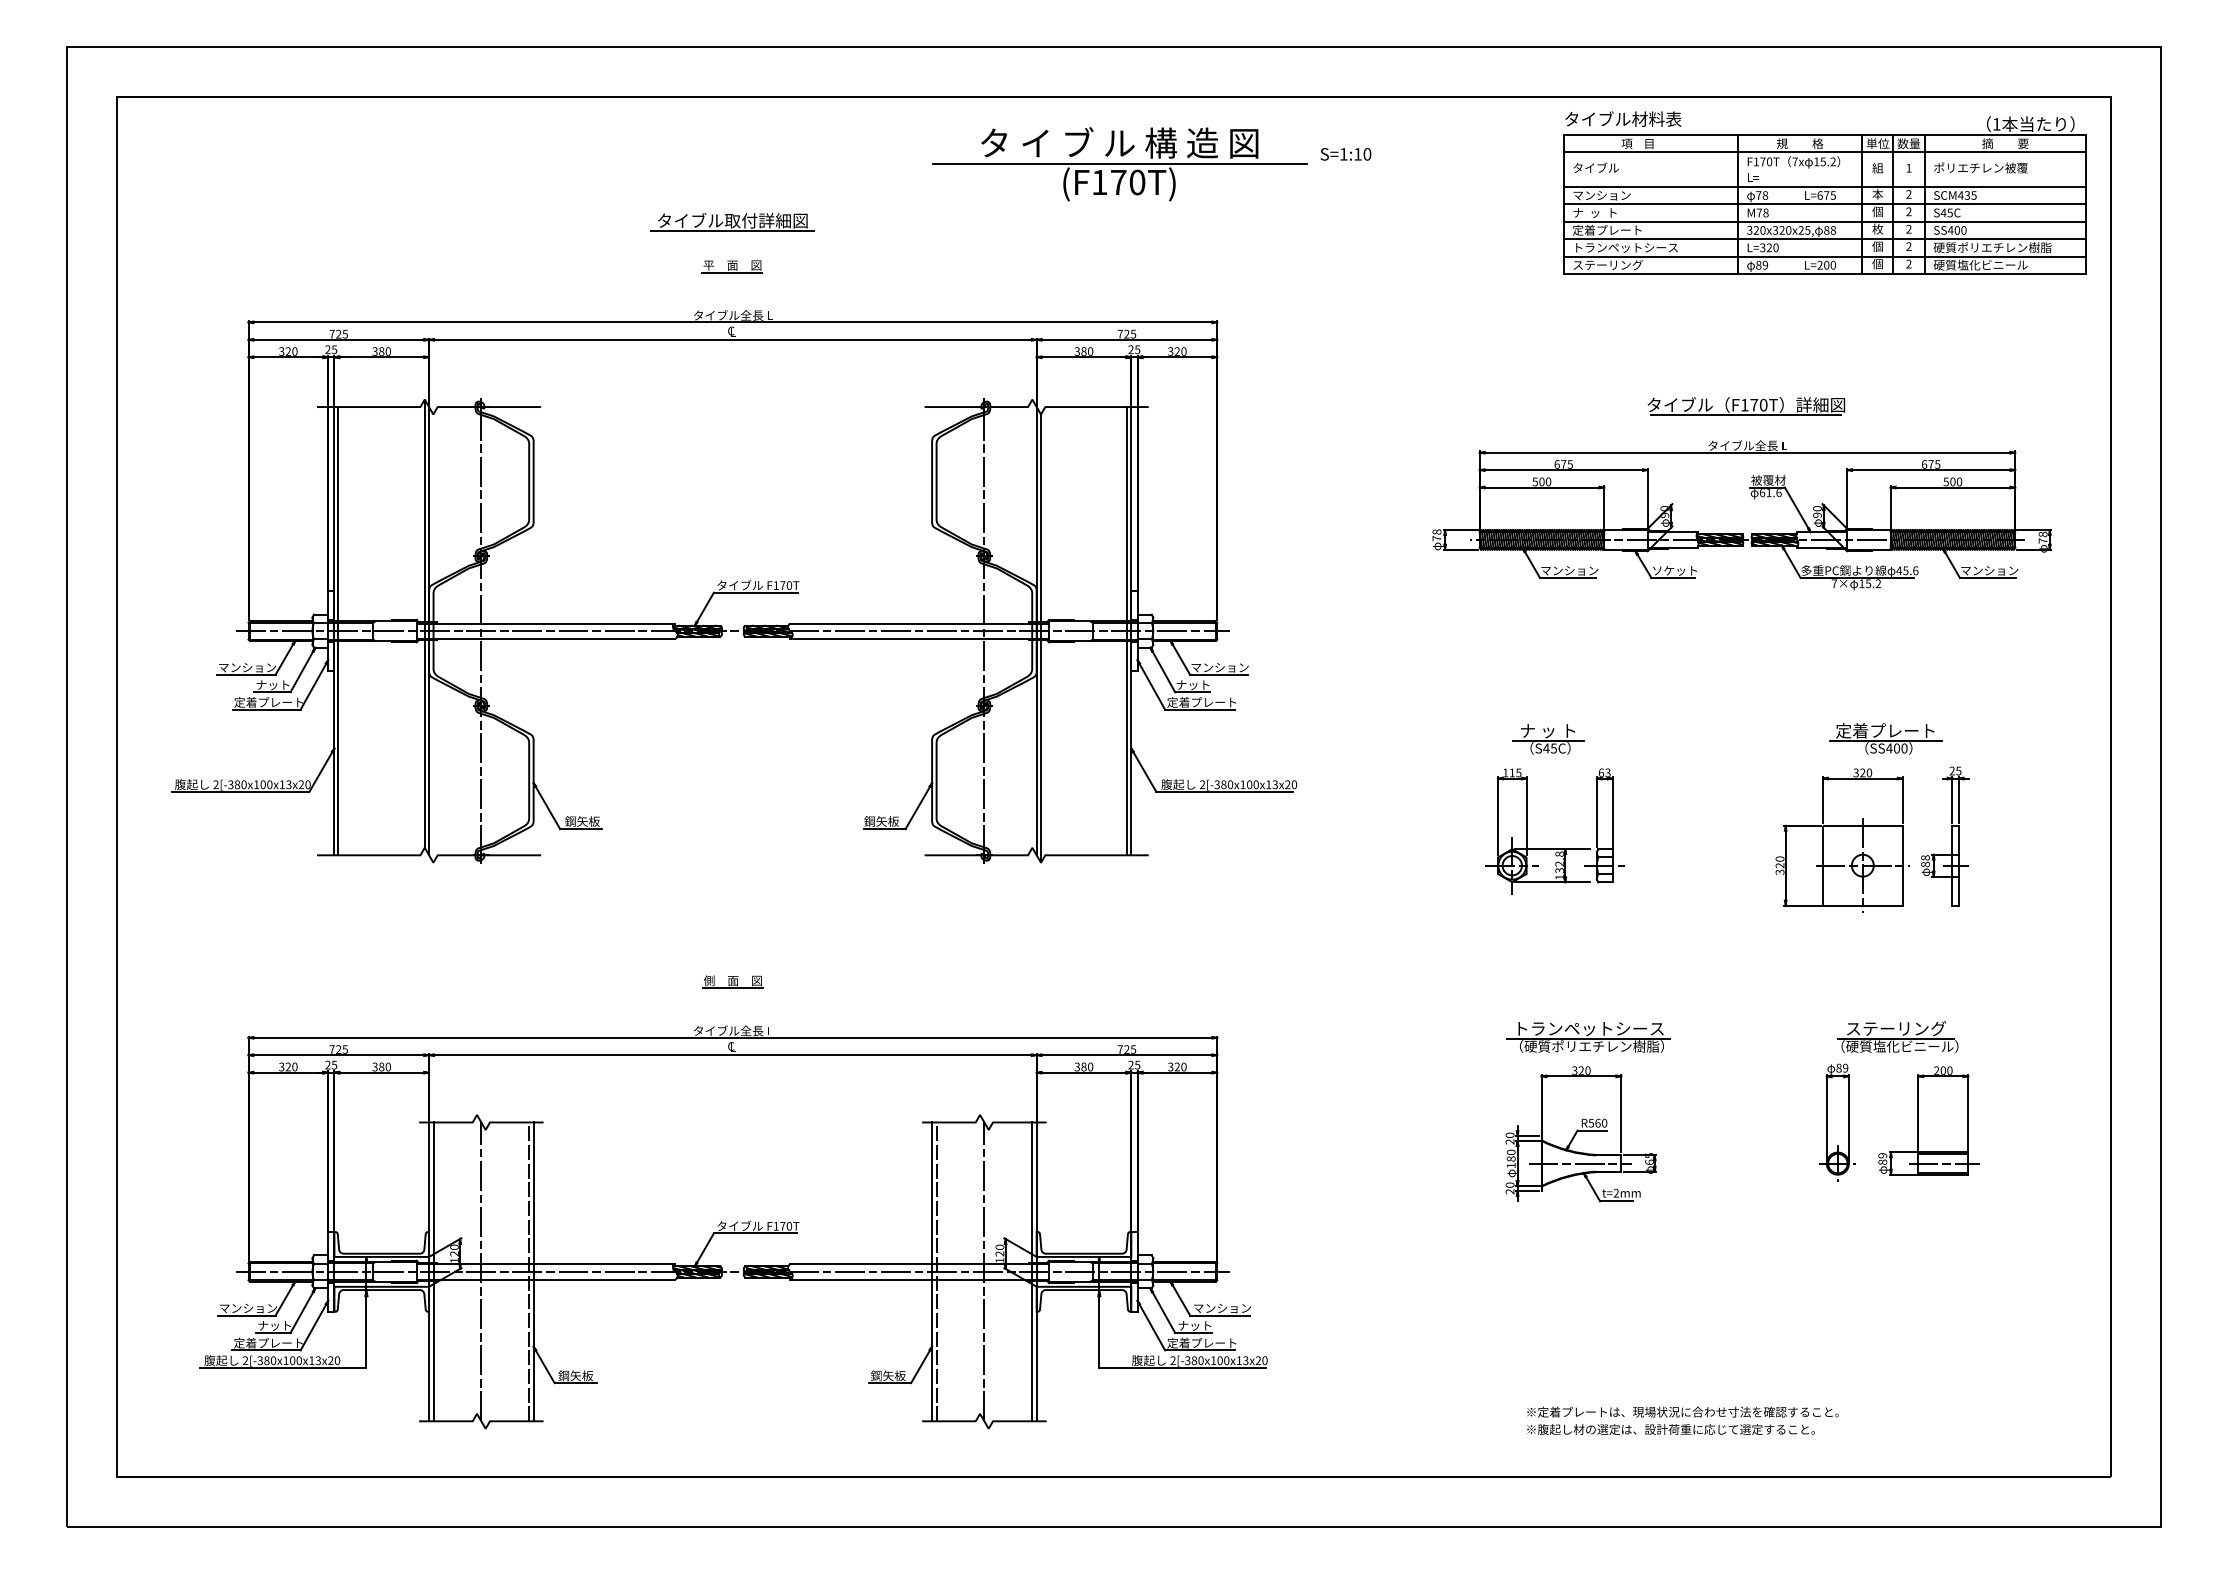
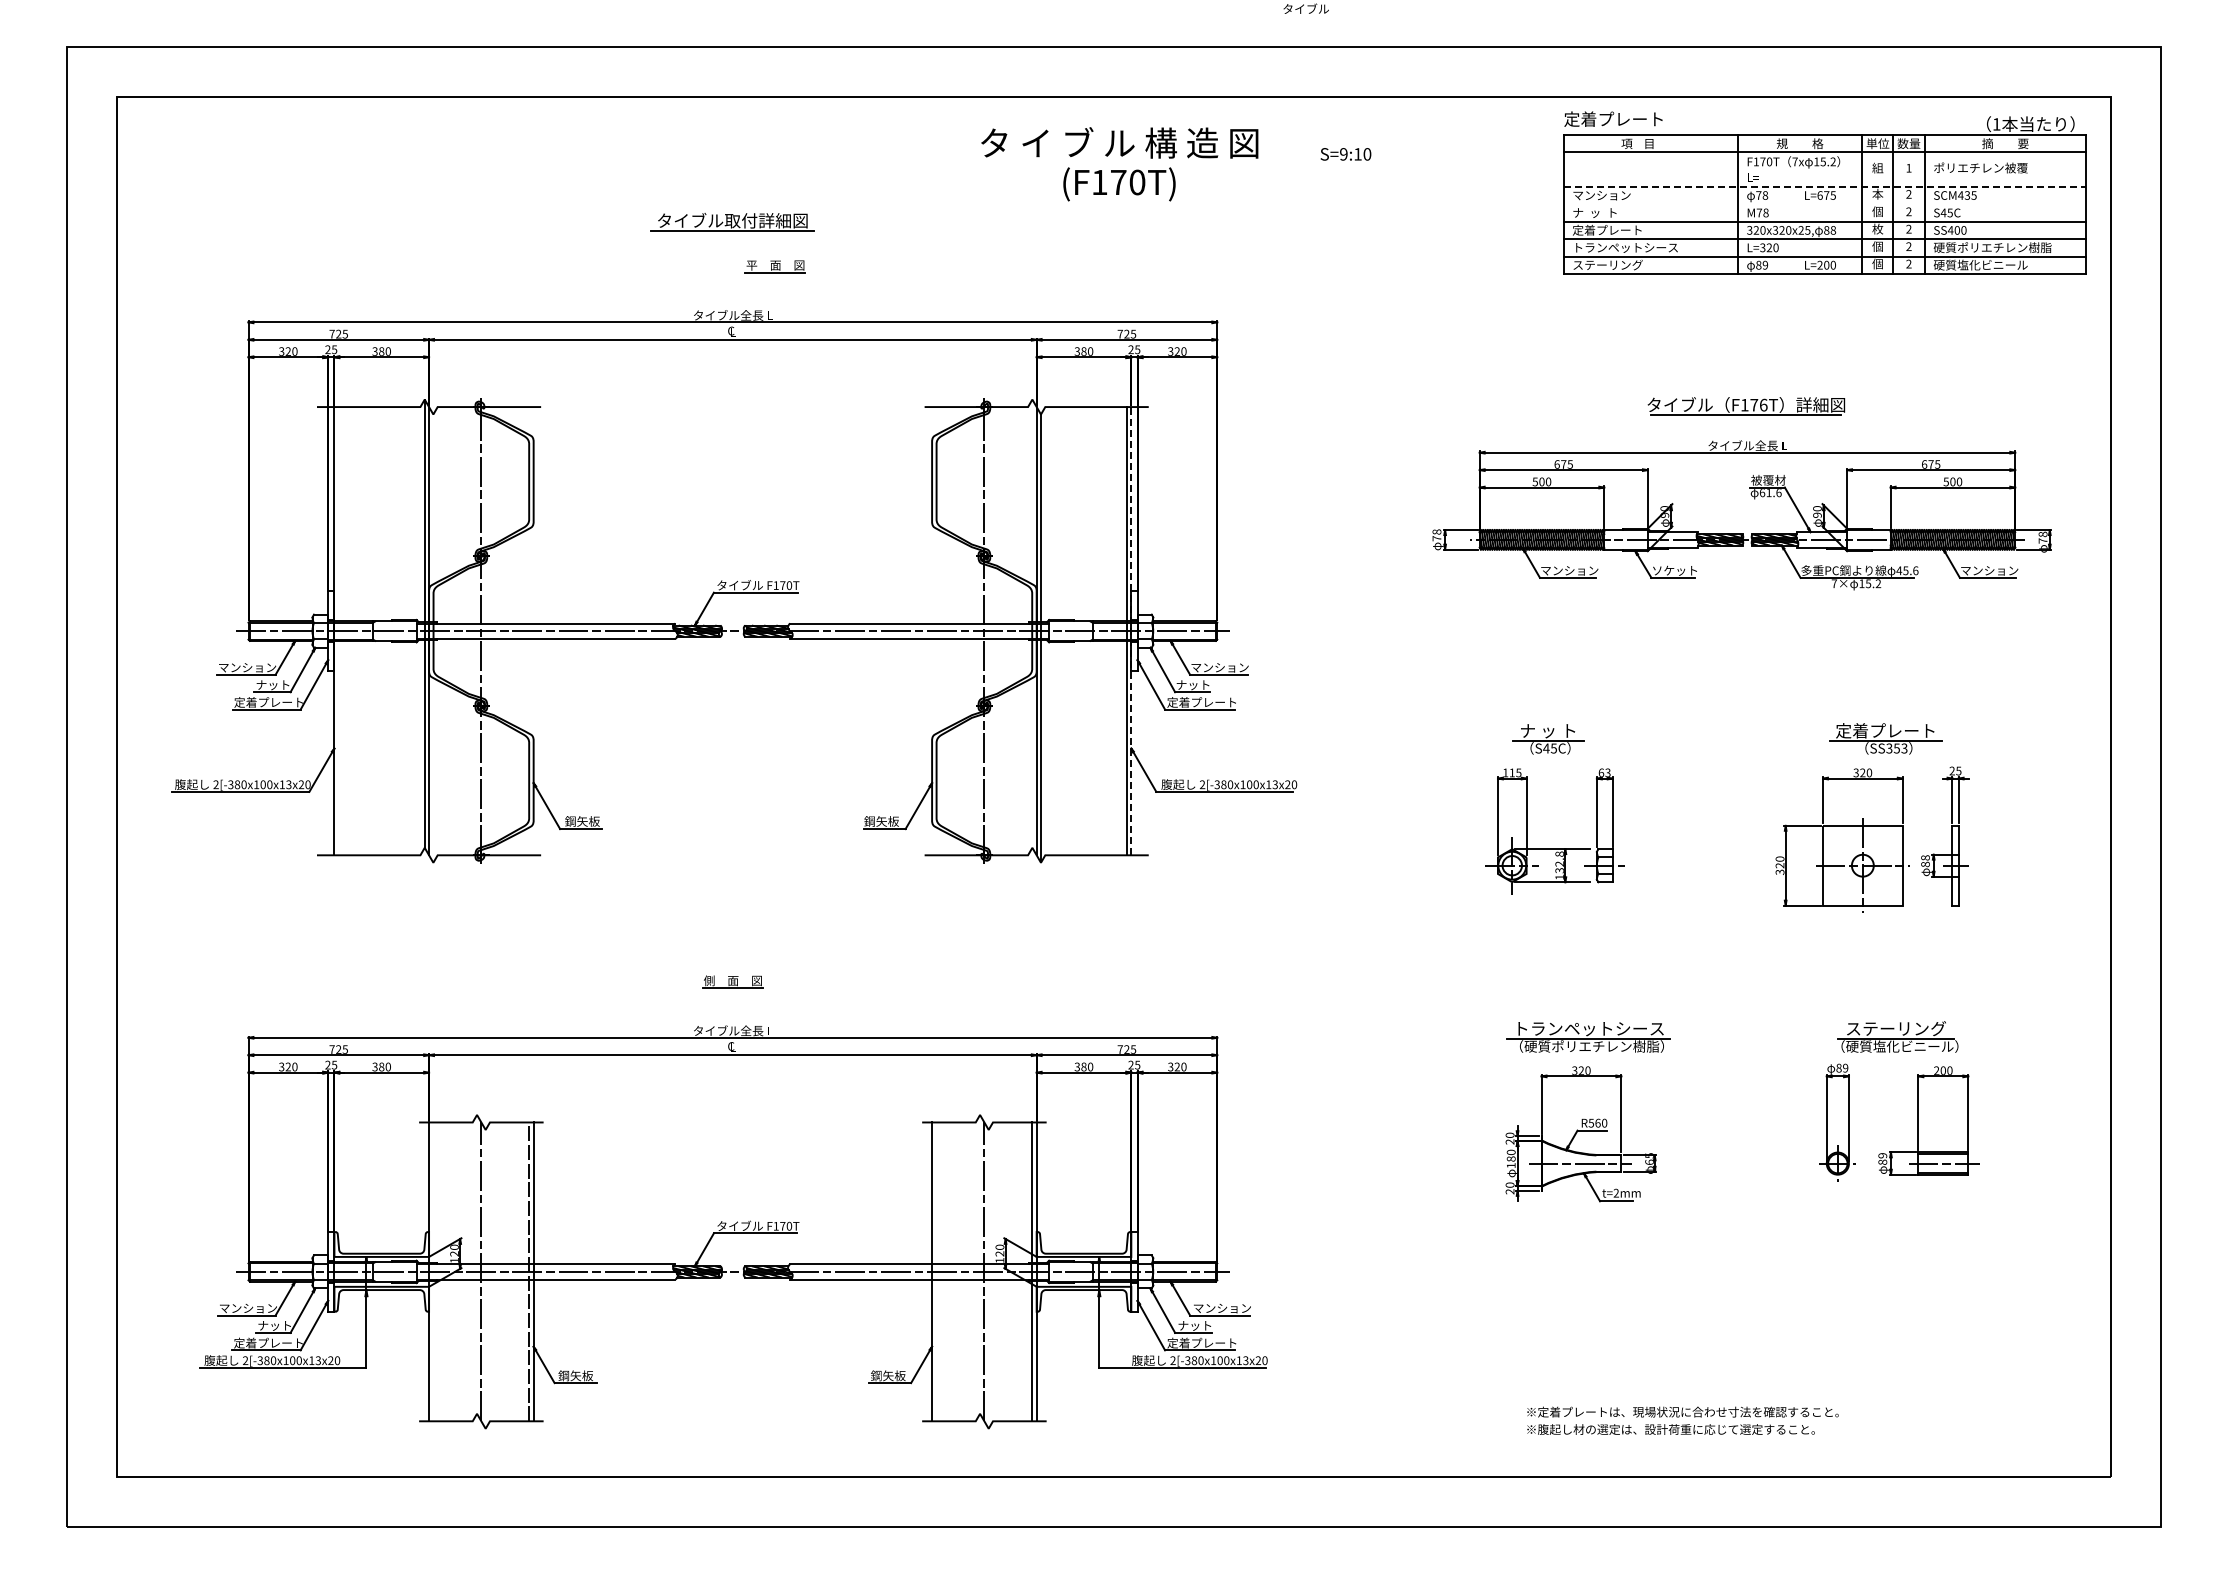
text: タイブル材料表 -> 定着プレート (1622, 118)
text: S=1:10 -> S=9:10 (1343, 154)
line: present -> none (1119, 164)
text position: (1595, 167) -> (1305, 8) (1305, 8)
line: solid -> dashed (1825, 186)
line: present -> none (1824, 204)
part position: (731, 266) -> (774, 266) (774, 266)
text: F170T -> F176T (1763, 404)
line: solid -> dashed (1131, 630)
line: present -> none (338, 631)
text: SS400 -> SS353 (1896, 748)
line: present -> none (433, 1271)
line: present -> none (936, 1271)
